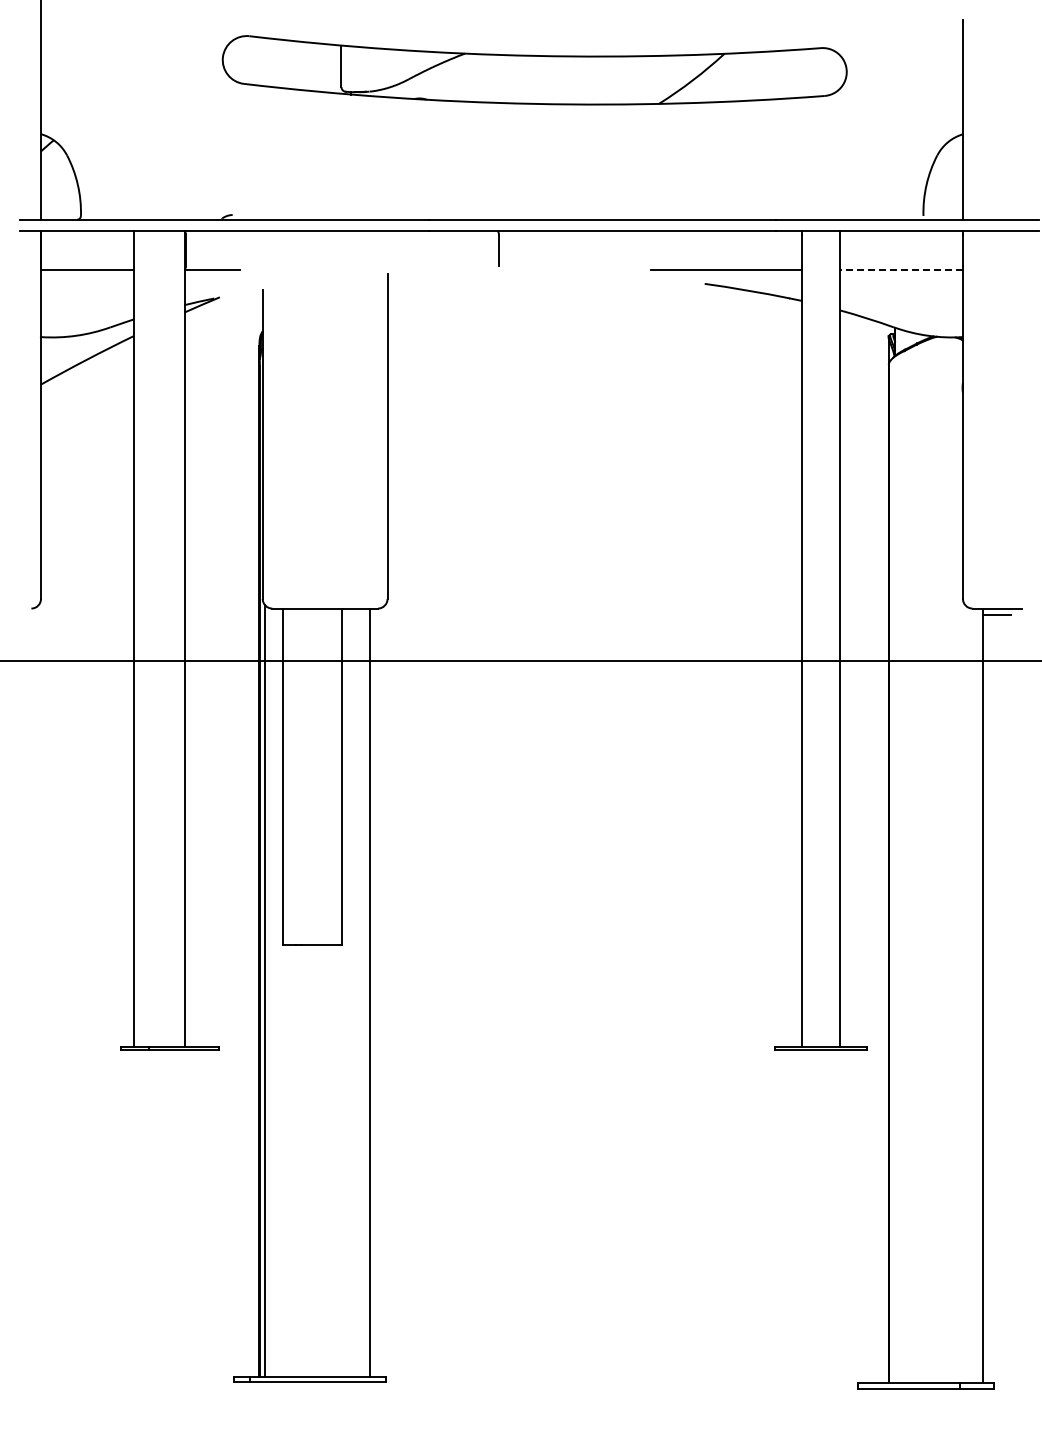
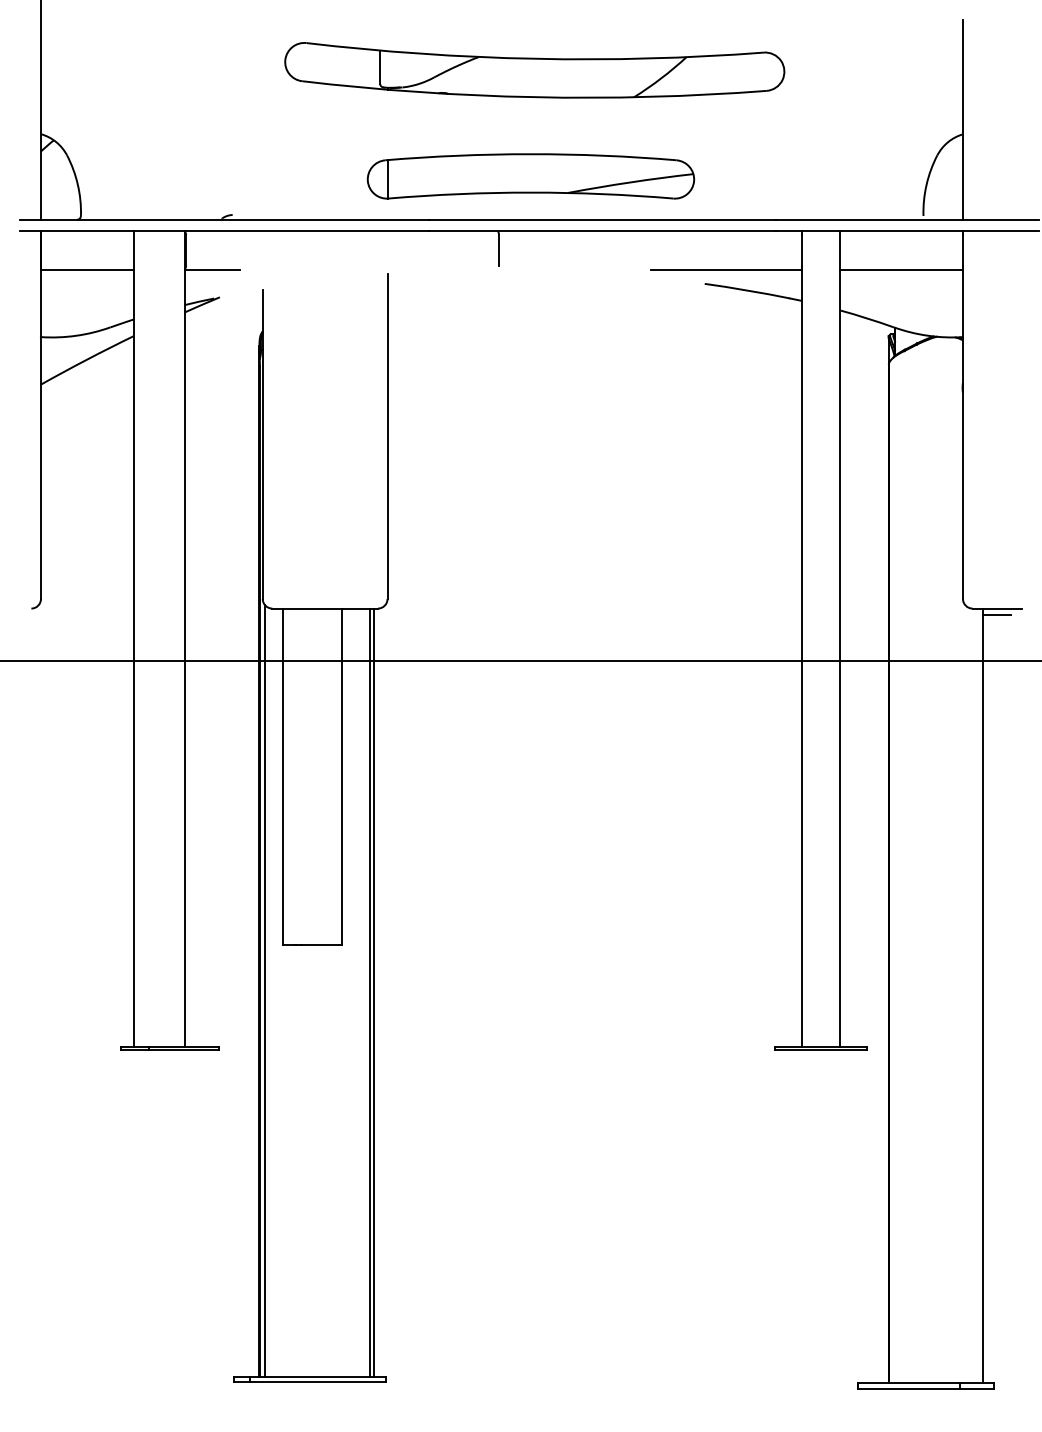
part size: 627x71 px -> 502x57 px (534, 70)
part: none -> present (530, 176)
line: dashed -> solid (901, 269)
line: none -> present (374, 992)
